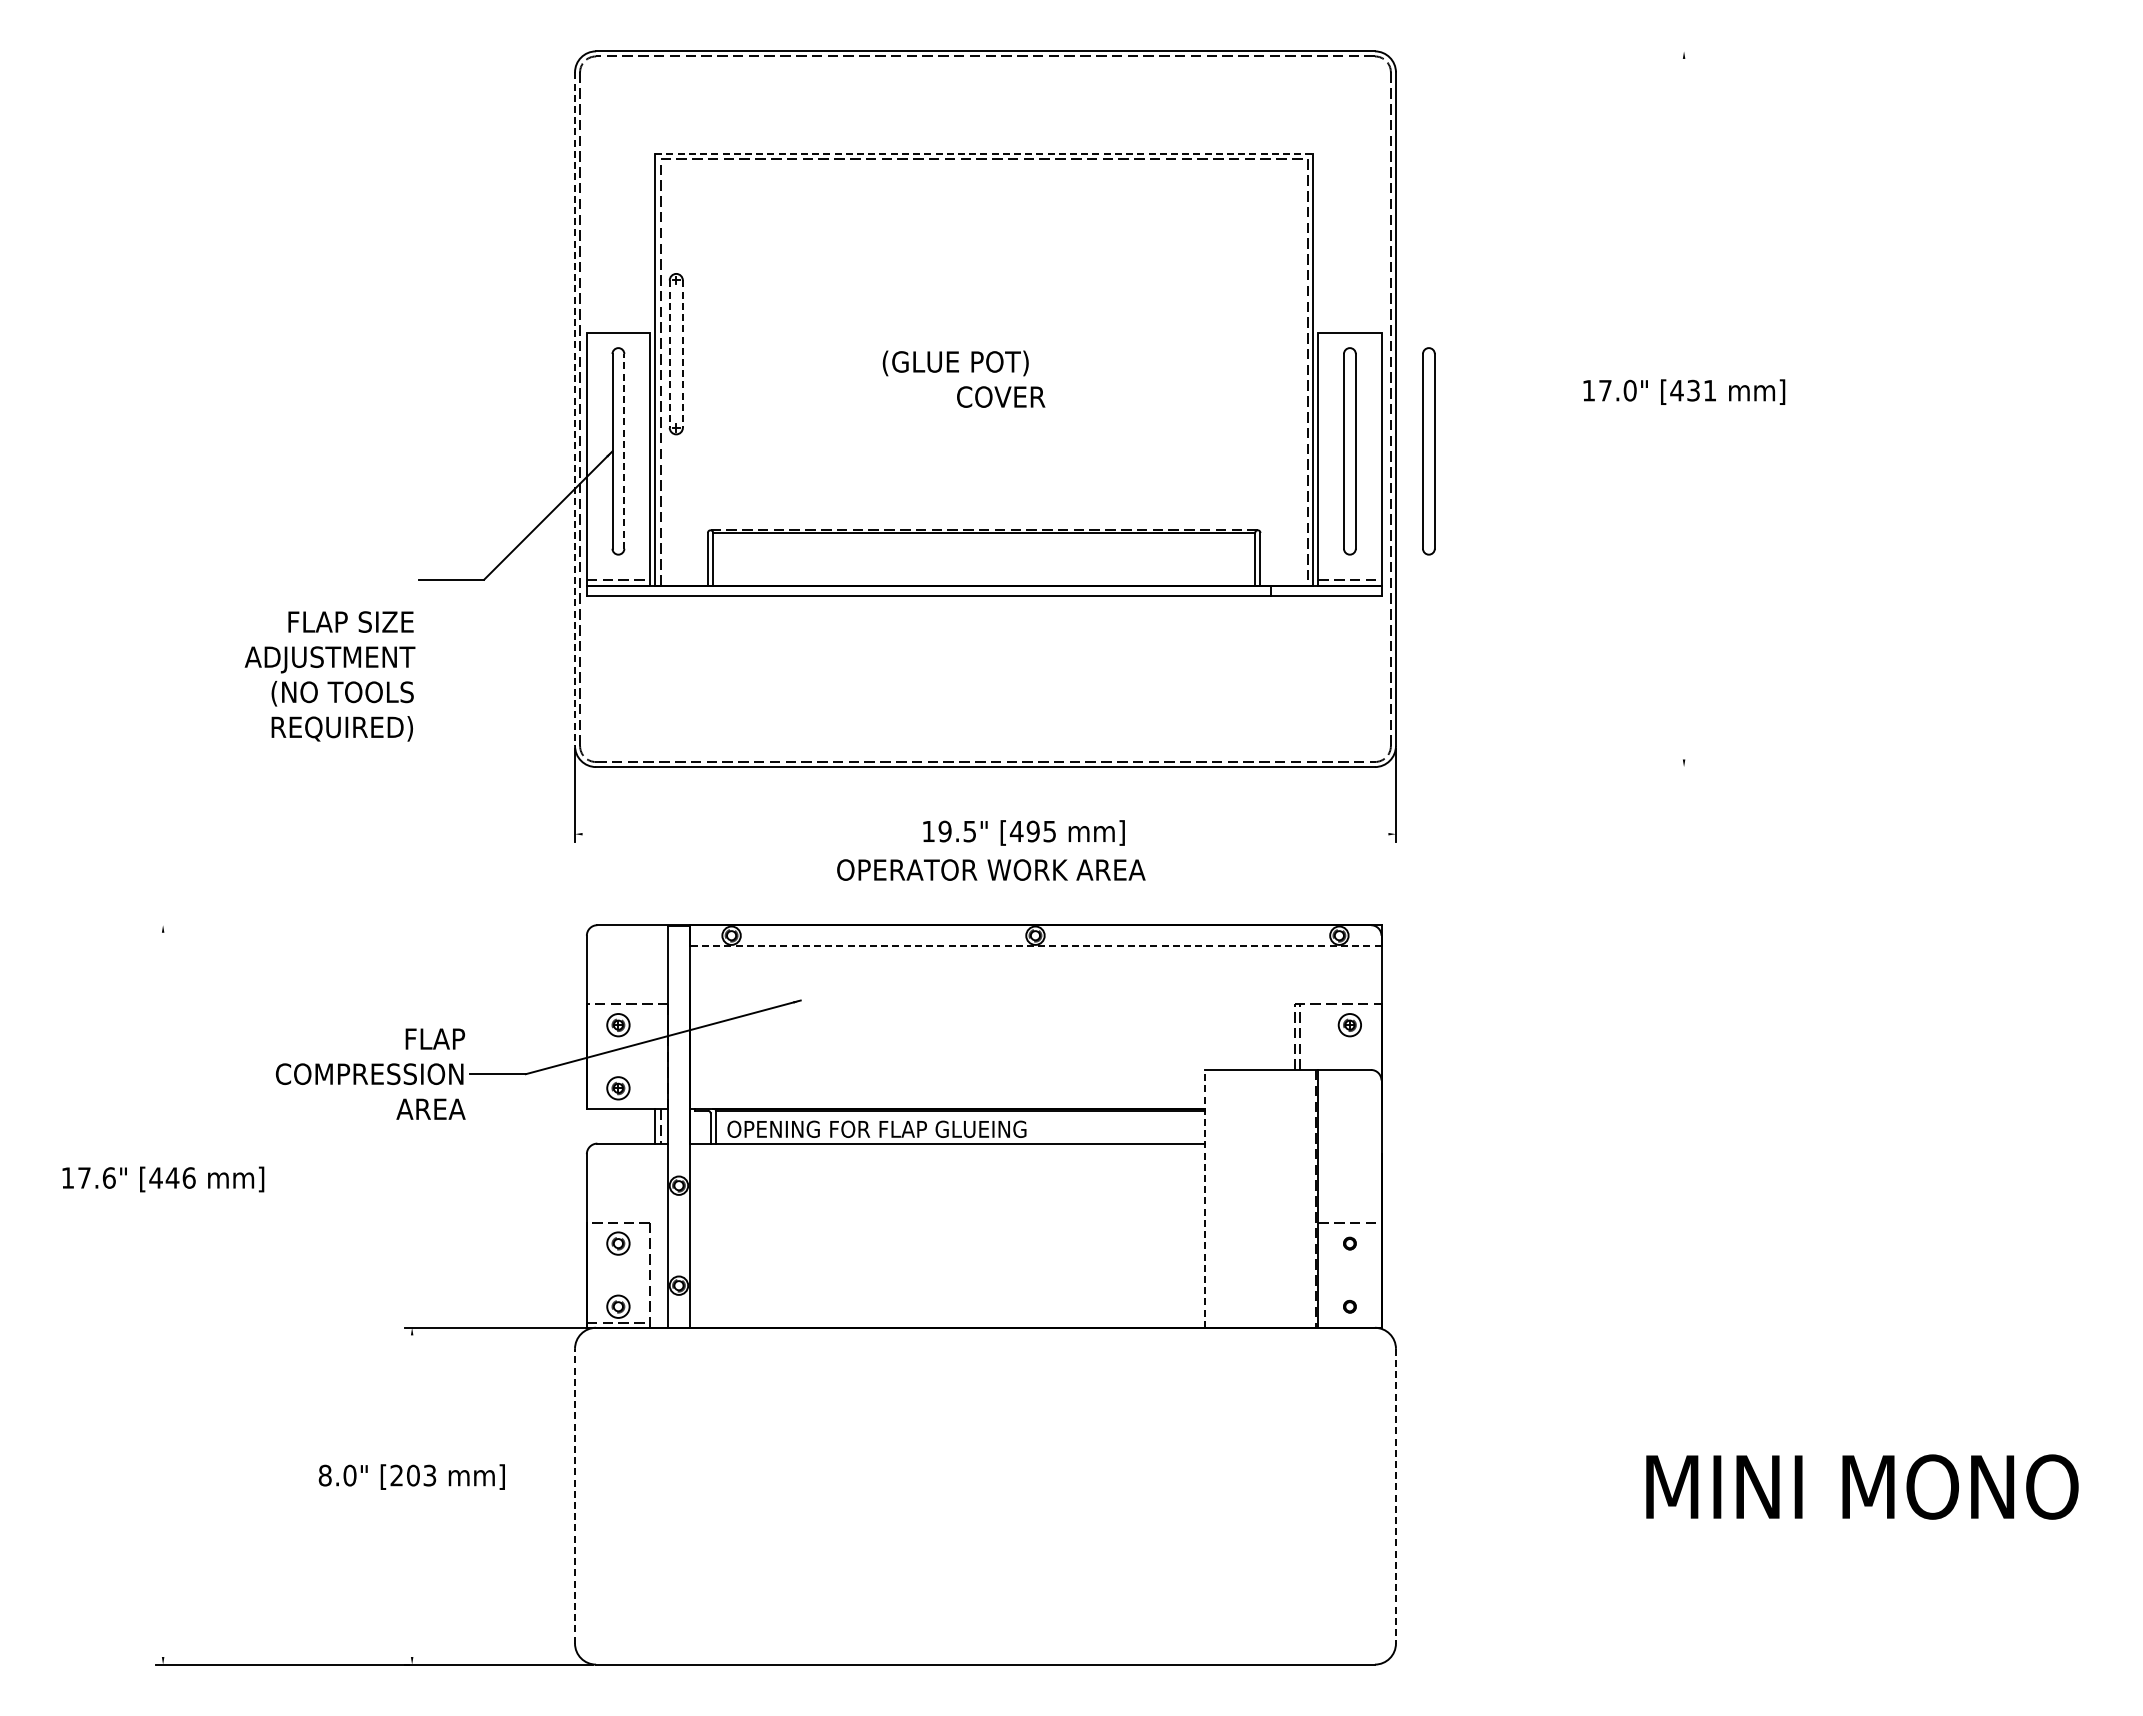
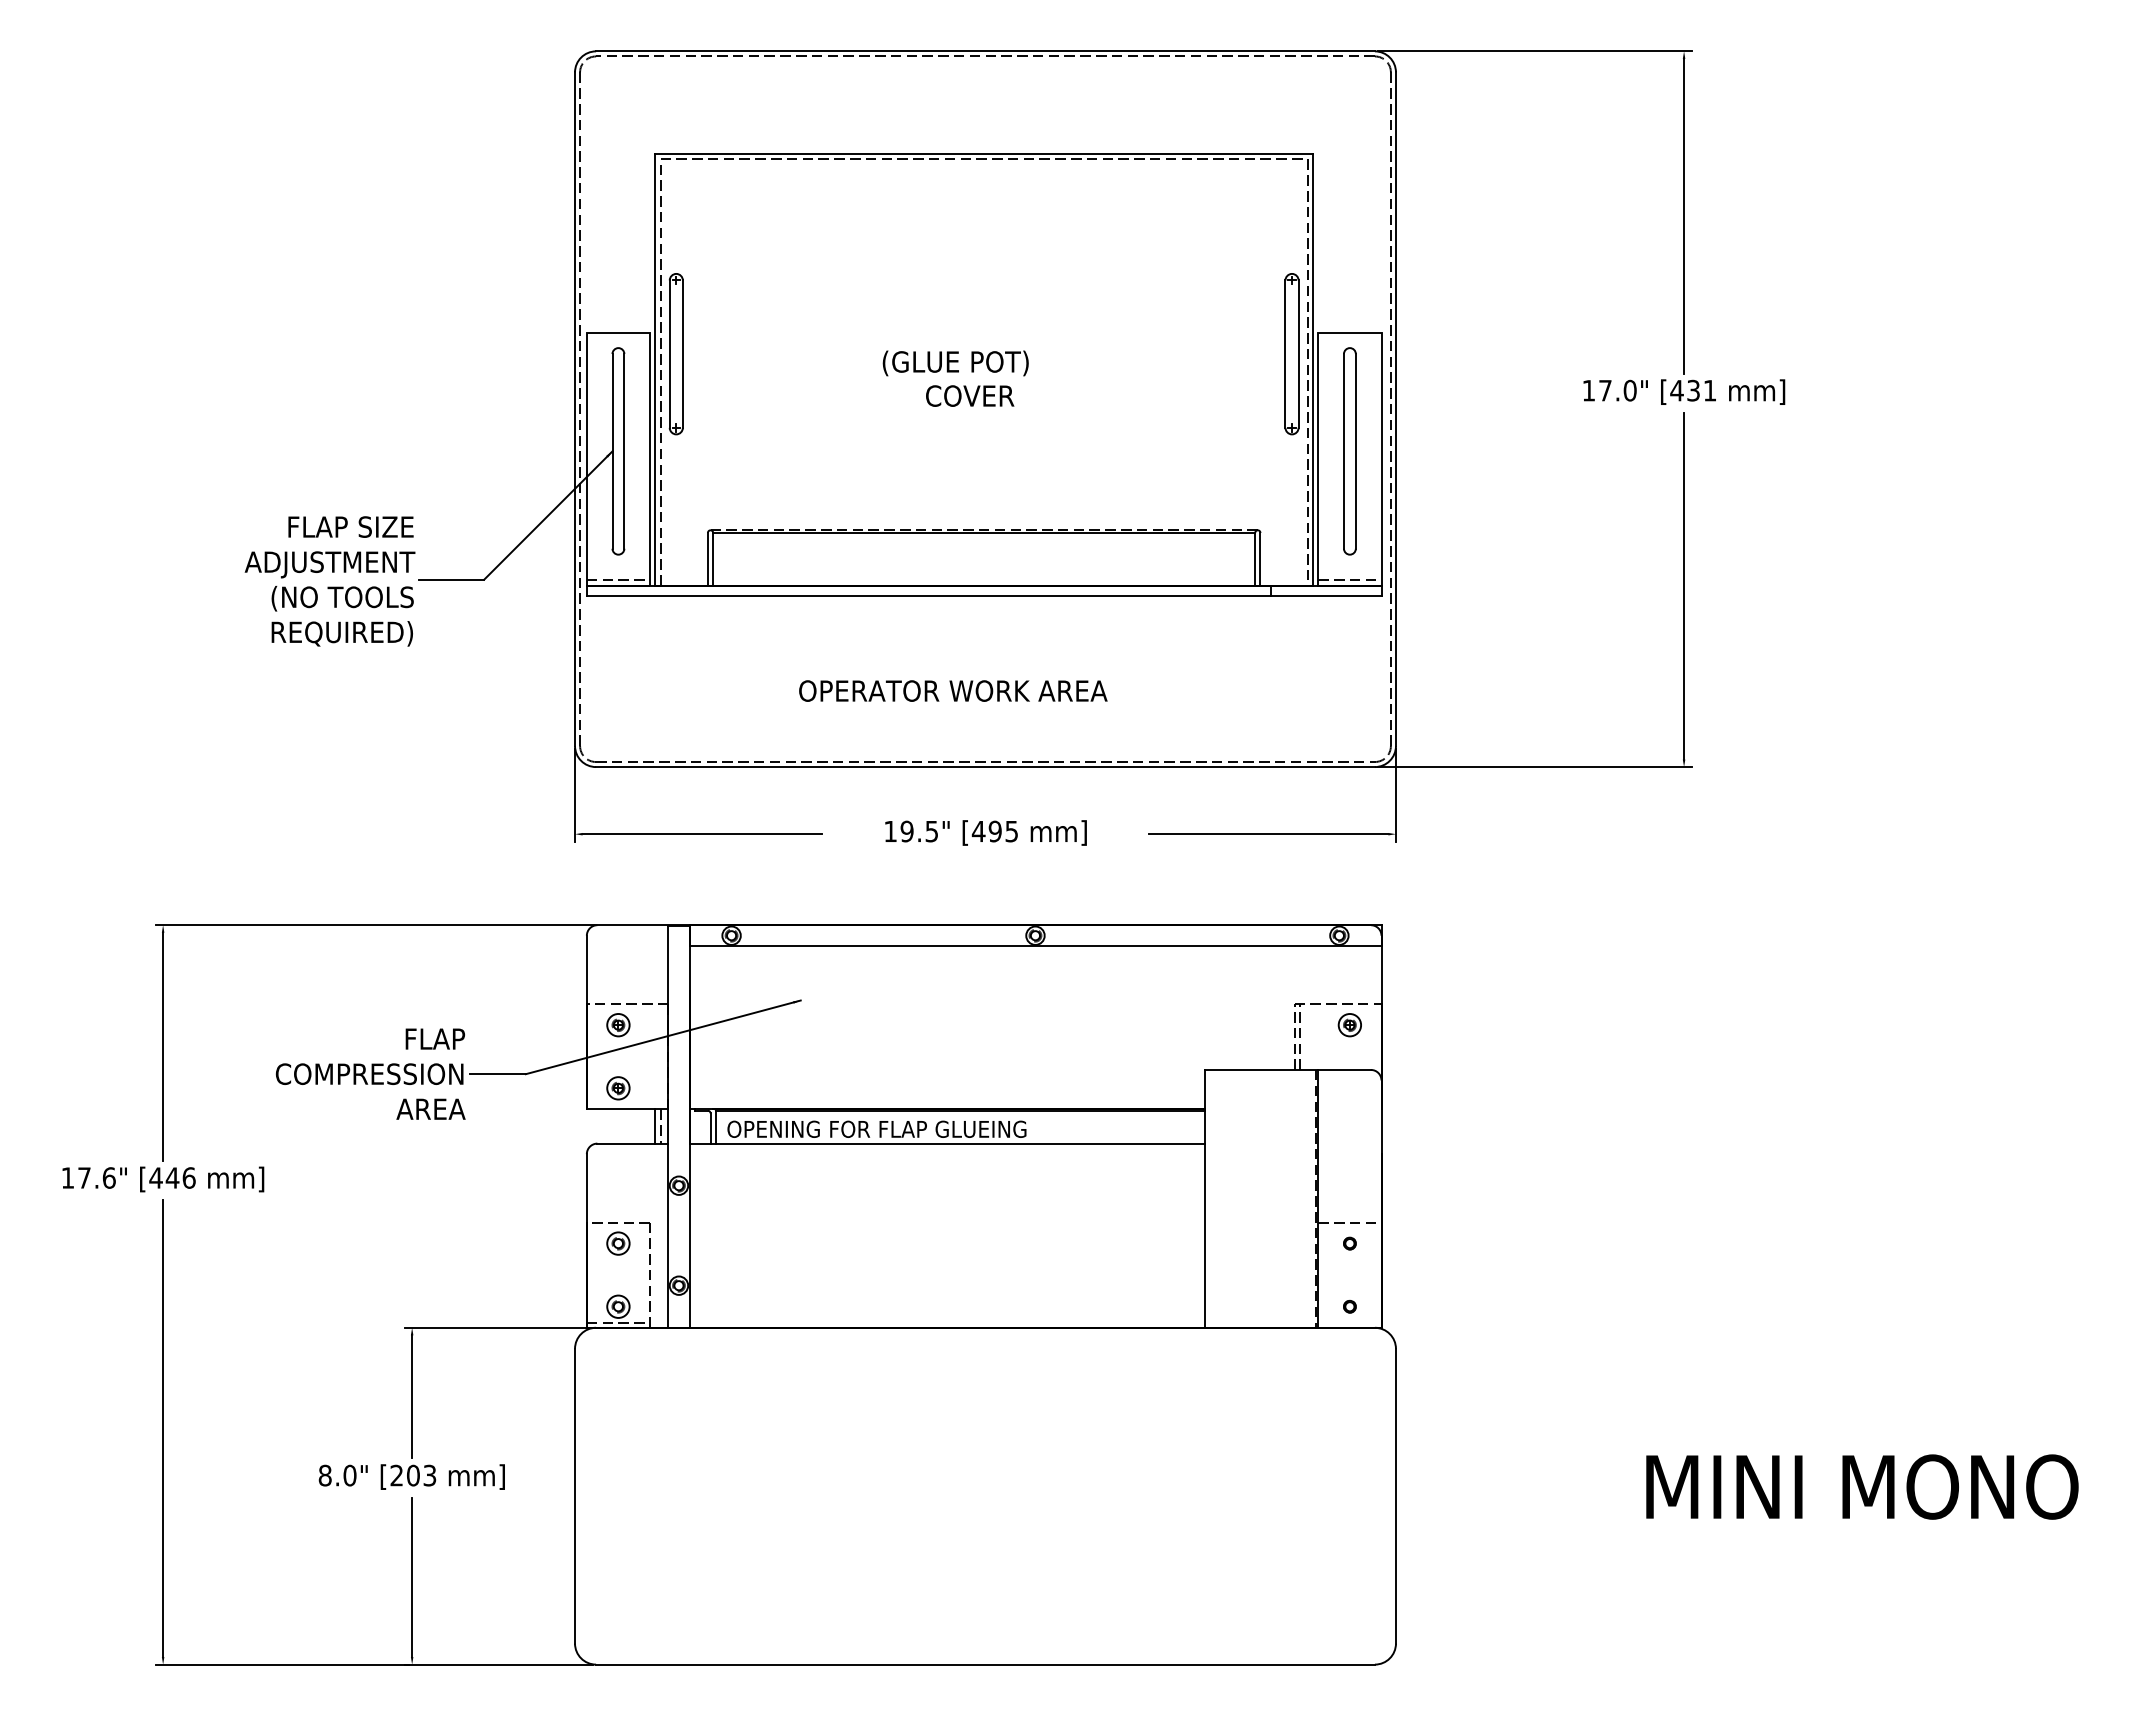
line: none -> present (1534, 51)
line: dashed -> solid (984, 154)
line: none -> present (1684, 215)
line: dashed -> solid (669, 354)
line: dashed -> solid (682, 354)
part: none -> present (1291, 354)
text position: (1001, 396) -> (970, 395) (970, 395)
line: dashed -> solid (575, 409)
line: dashed -> solid (624, 450)
part: present -> none (1428, 451)
line: none -> present (1684, 586)
text position: (329, 676) -> (329, 581) (329, 581)
line: none -> present (1534, 767)
text position: (1023, 832) -> (985, 832) (985, 832)
line: none -> present (702, 834)
line: none -> present (1268, 834)
text position: (991, 869) -> (953, 690) (953, 690)
line: none -> present (374, 925)
line: dashed -> solid (1034, 946)
line: none -> present (163, 1046)
line: dashed -> solid (1205, 1198)
line: none -> present (412, 1396)
line: none -> present (163, 1428)
line: dashed -> solid (575, 1495)
line: dashed -> solid (1395, 1496)
line: none -> present (412, 1577)
